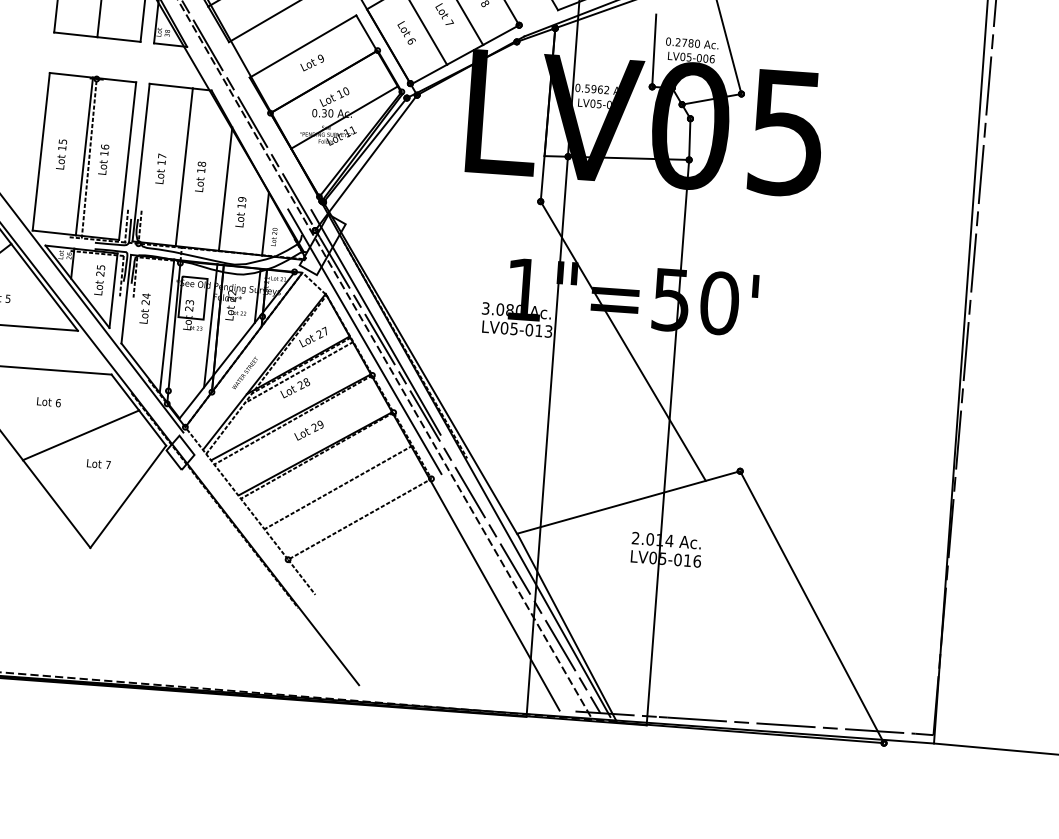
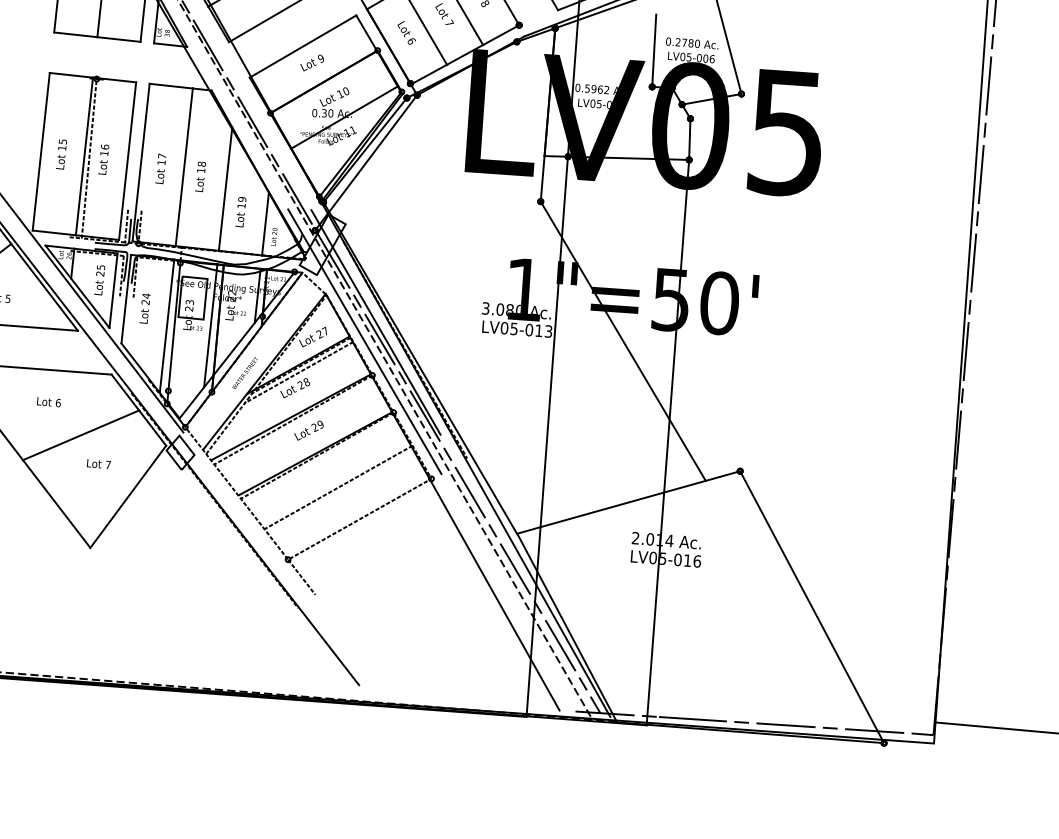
line position: (994, 748) -> (995, 727) (995, 727)
